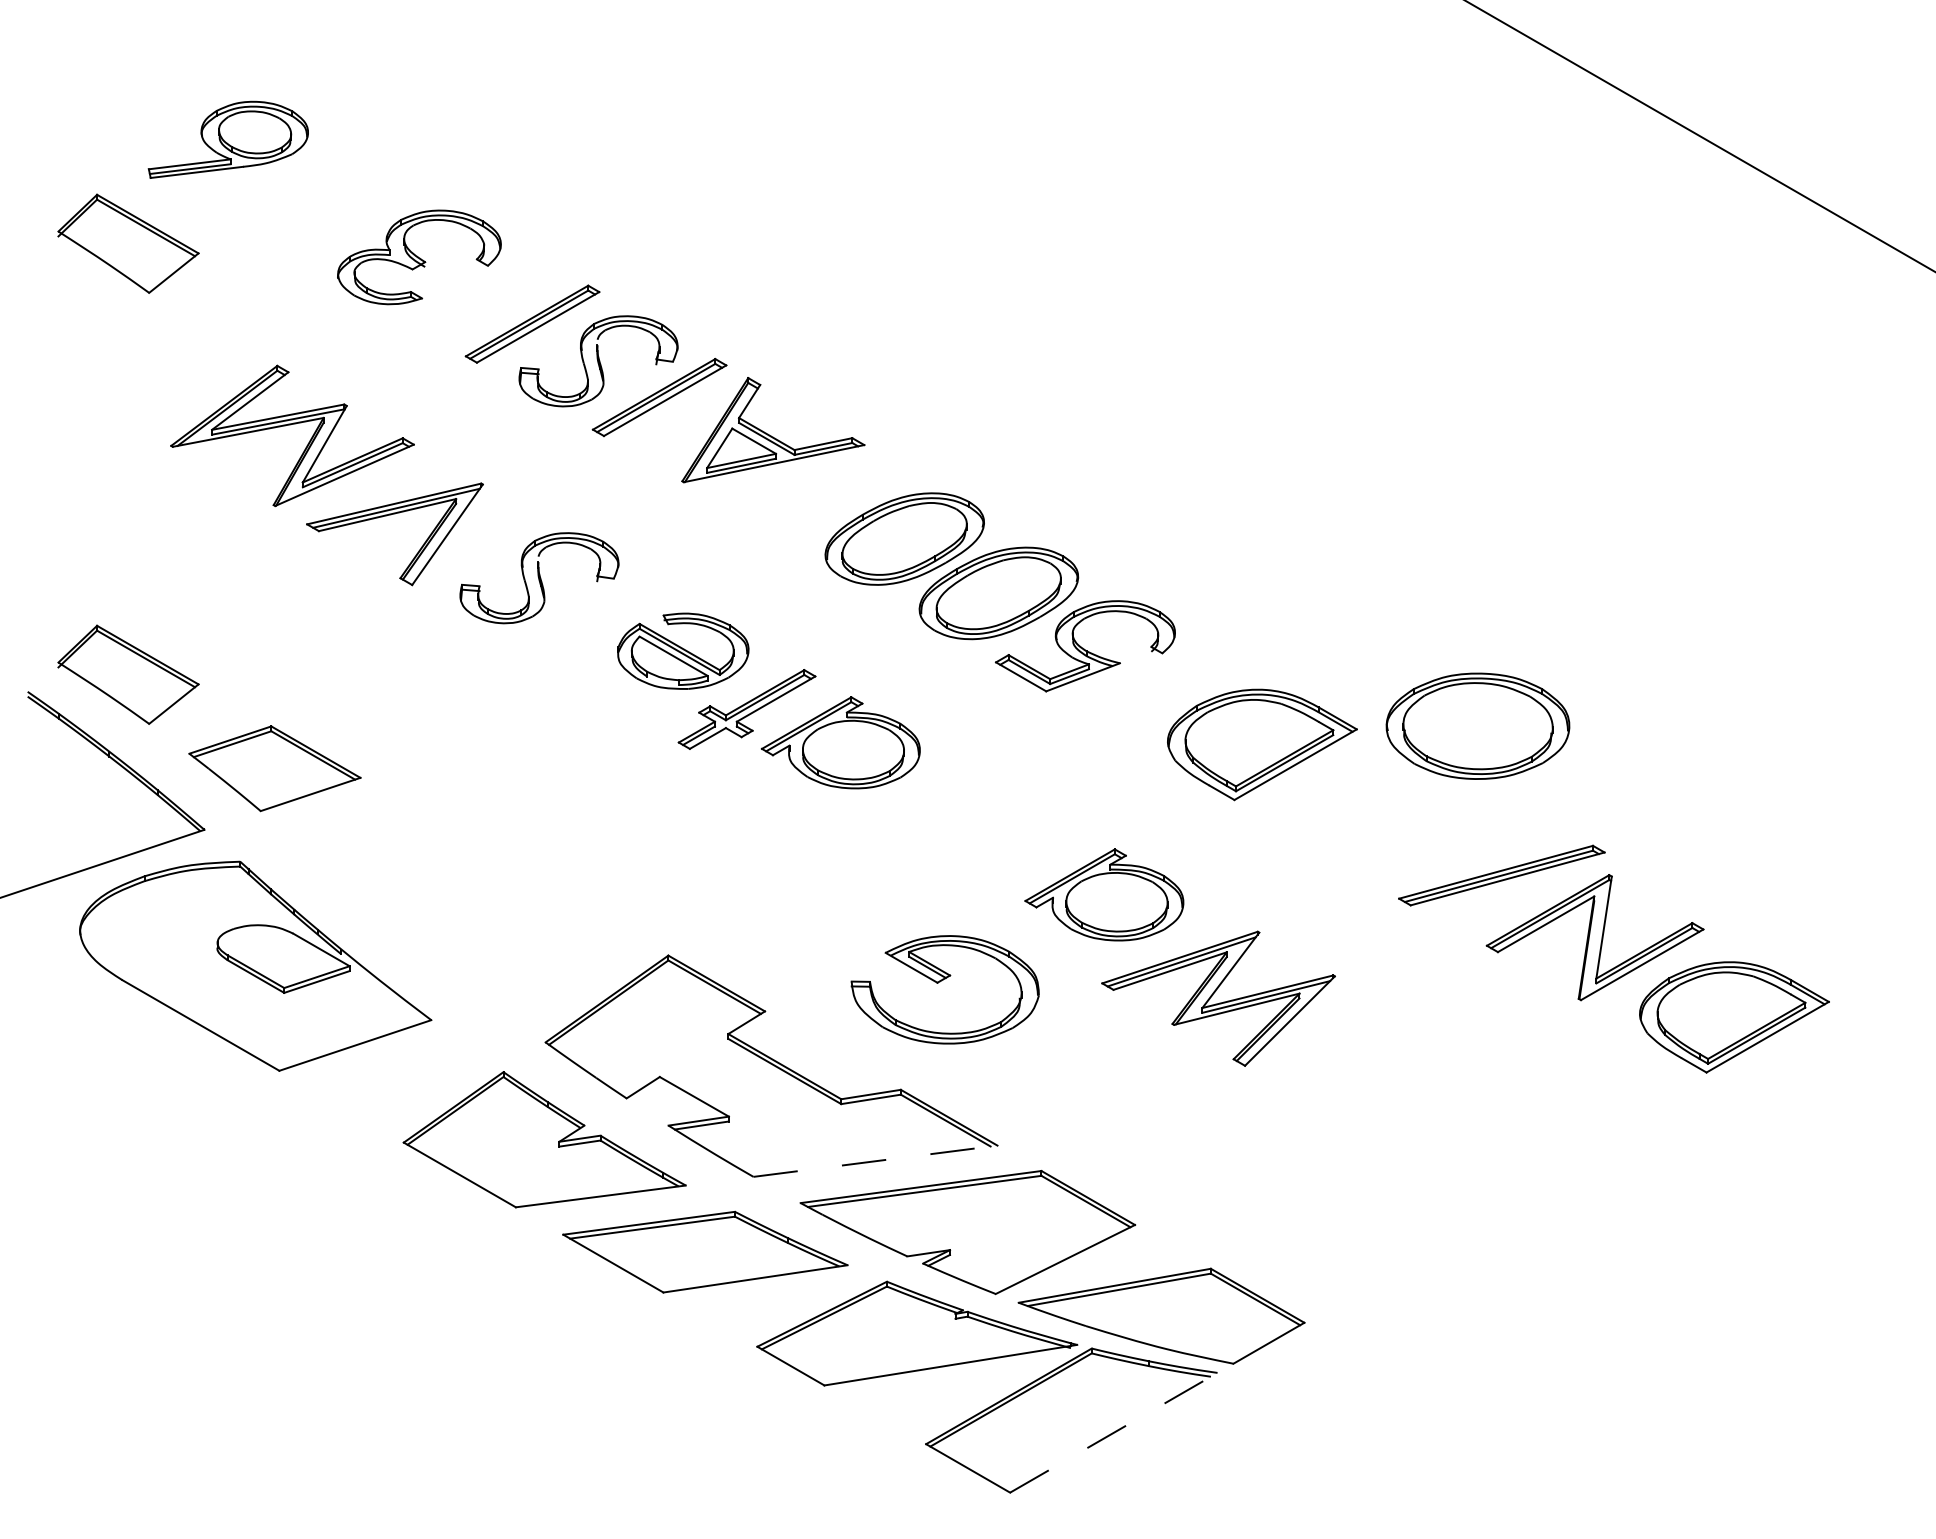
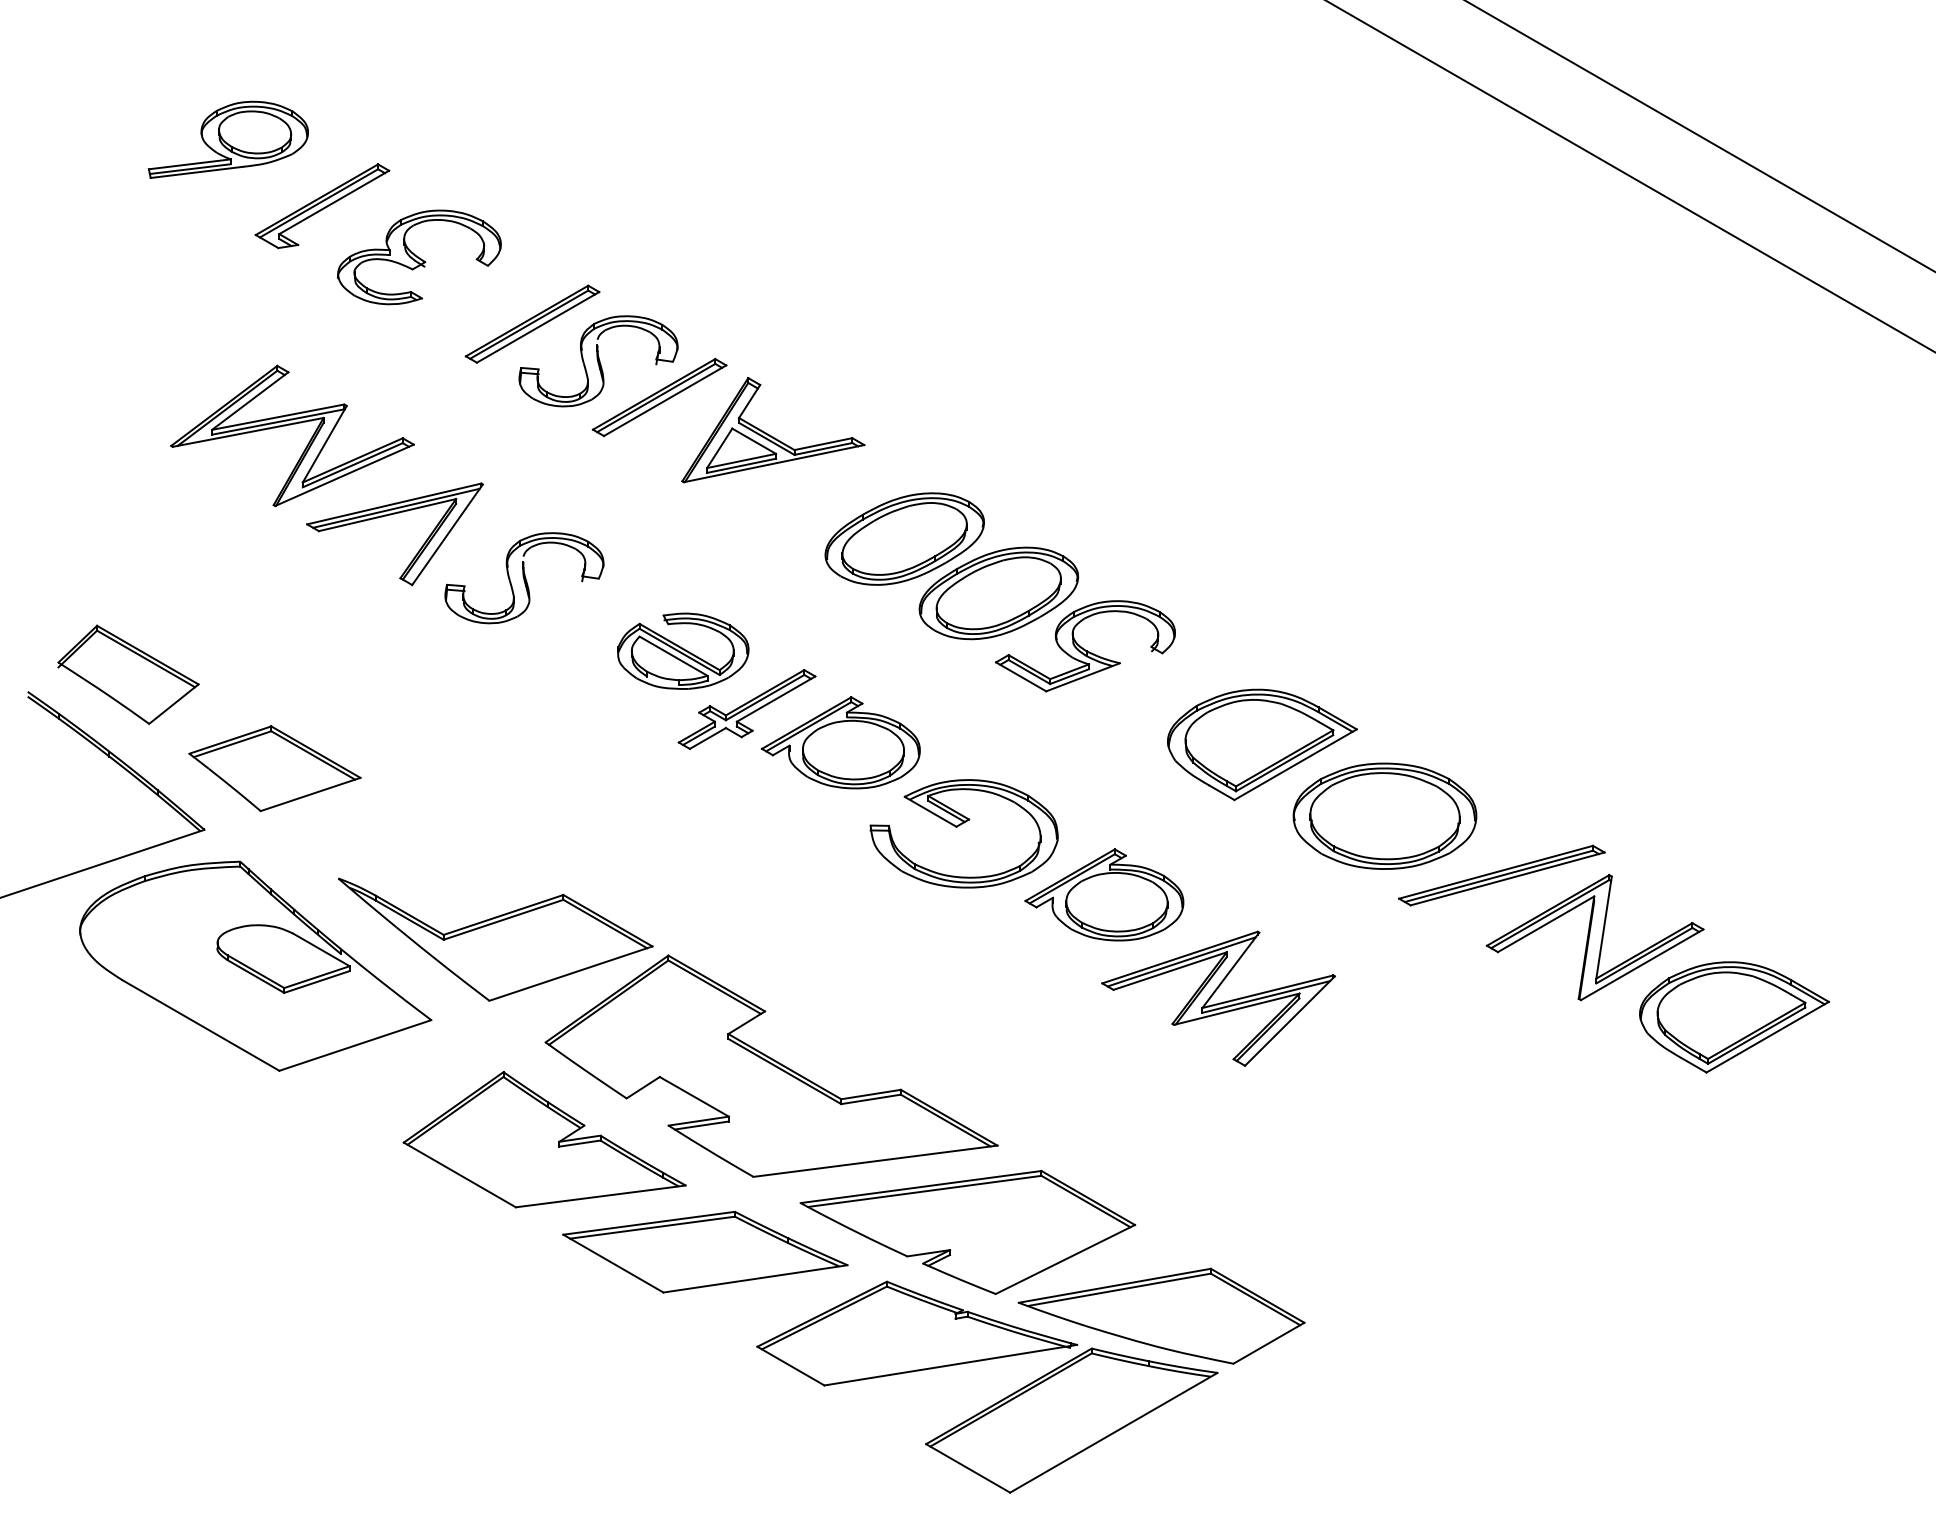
line: none -> present (1630, 176)
part: none -> present (322, 206)
part: present -> none (128, 243)
part position: (539, 578) -> (524, 578) (524, 578)
part position: (1477, 725) -> (1384, 815) (1384, 815)
part: none -> present (495, 939)
part position: (940, 982) -> (959, 826) (959, 826)
line: dashed -> solid (875, 1161)
line: dashed -> solid (1113, 1432)
